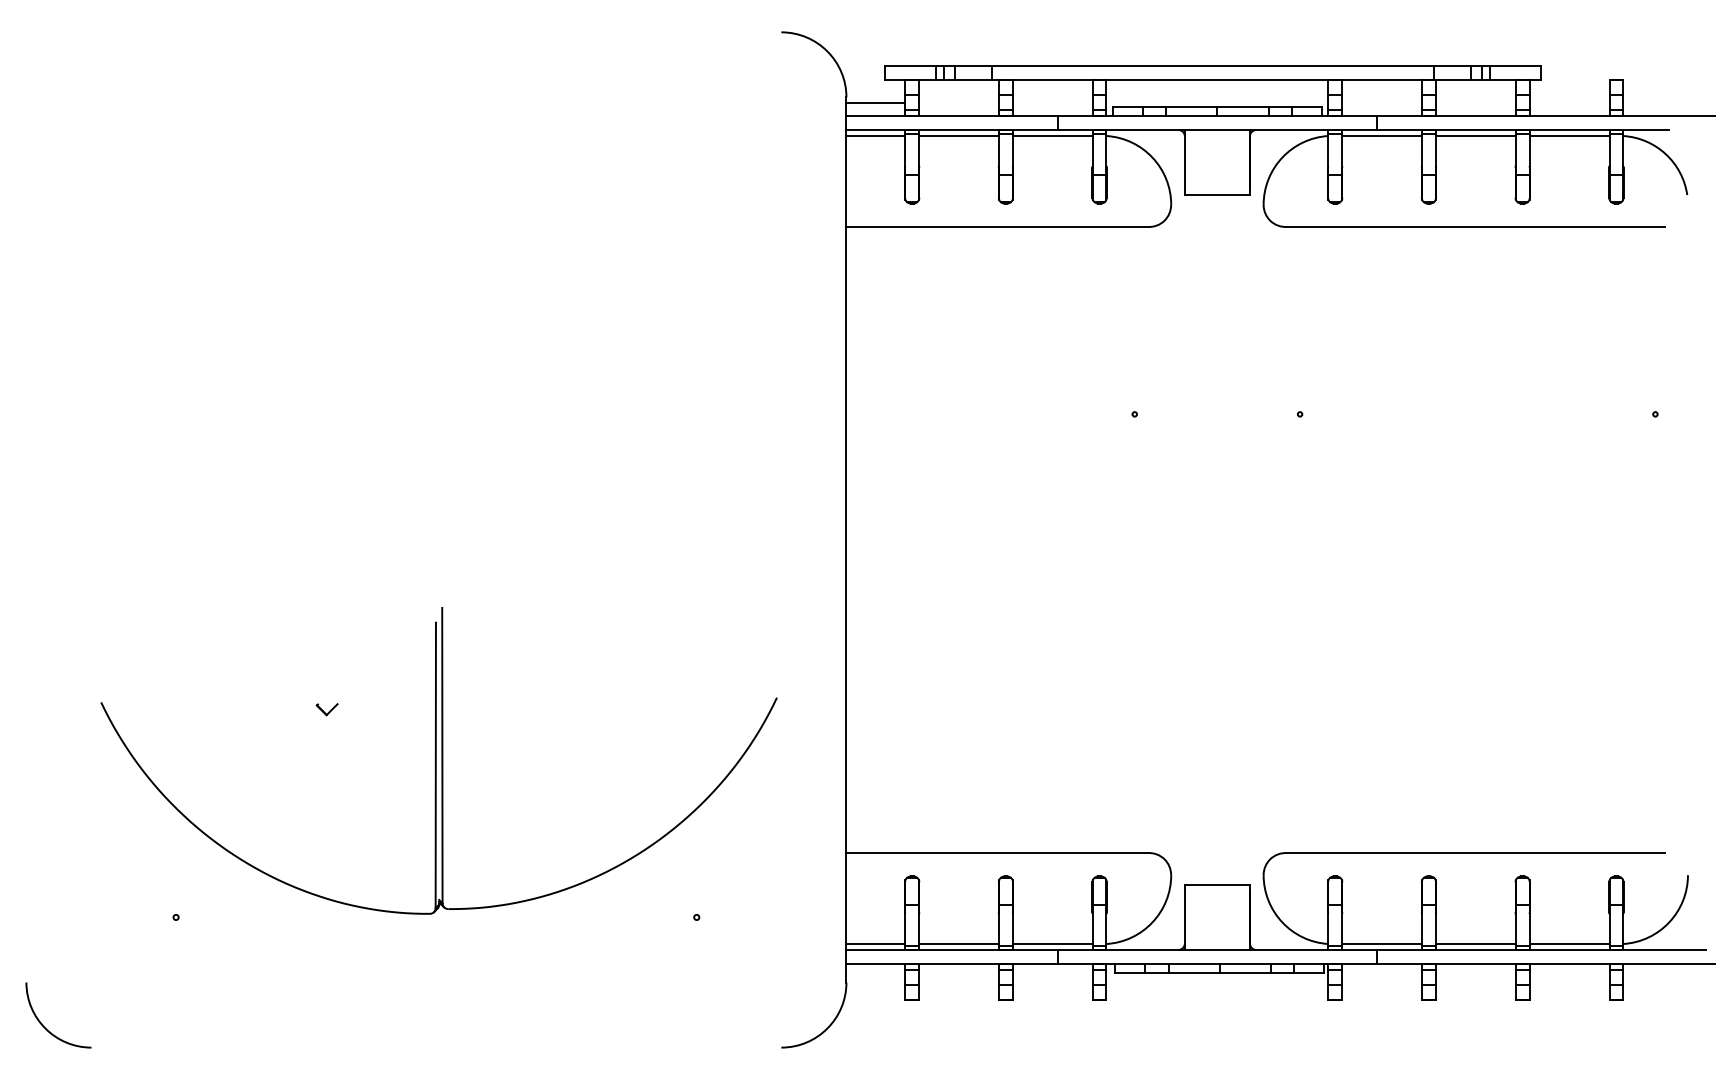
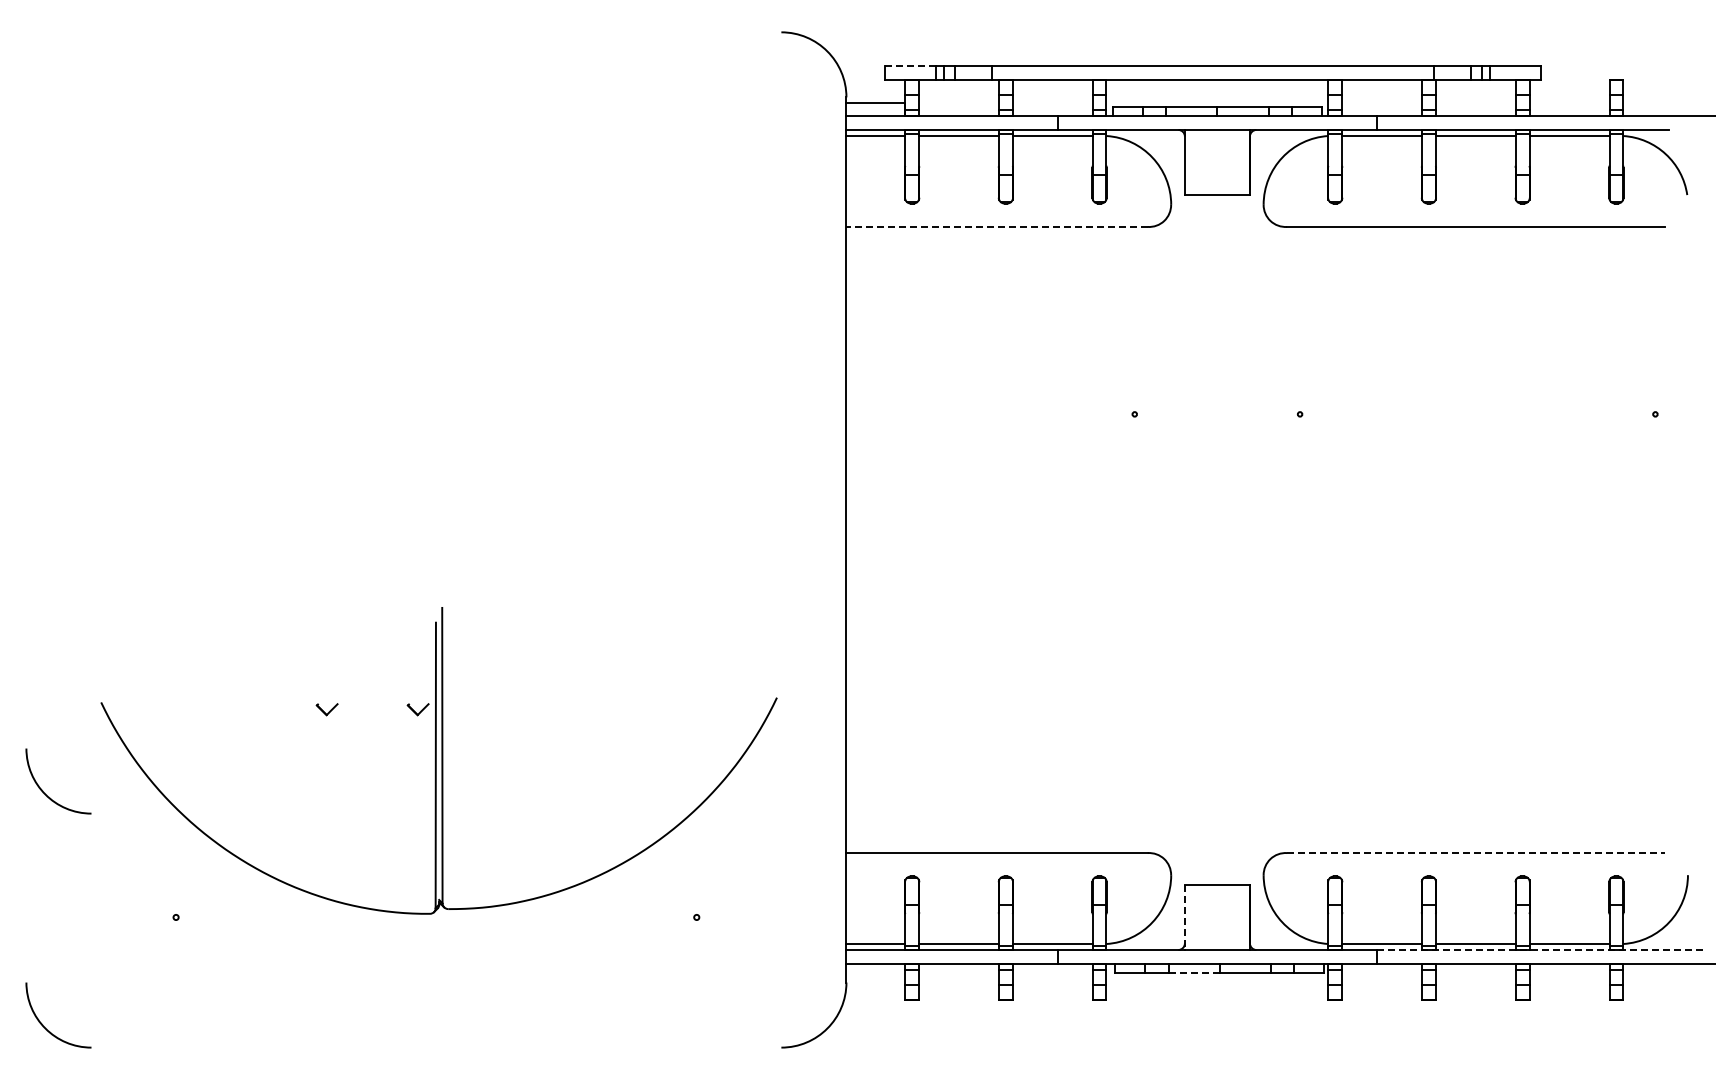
line: solid -> dashed (910, 66)
line: solid -> dashed (997, 227)
part: none -> present (417, 709)
arc: none -> present (43, 790)
line: solid -> dashed (1475, 853)
line: solid -> dashed (1184, 917)
line: solid -> dashed (1541, 950)
line: solid -> dashed (1194, 973)
